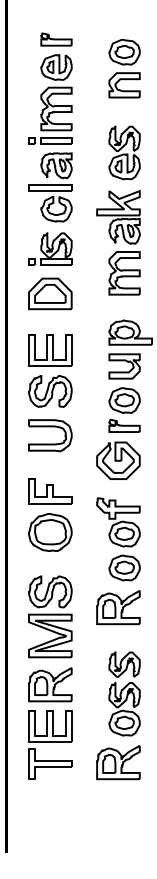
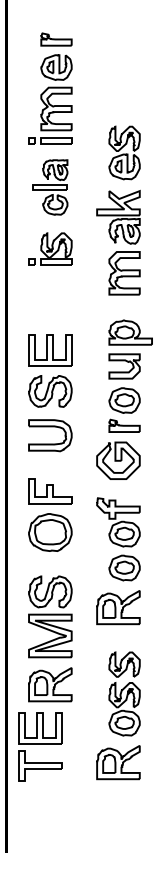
part: present -> none (124, 68)
part size: 45x71 px -> 37x57 px (50, 187)
part: present -> none (50, 293)
part position: (50, 744) -> (40, 746) (40, 746)
